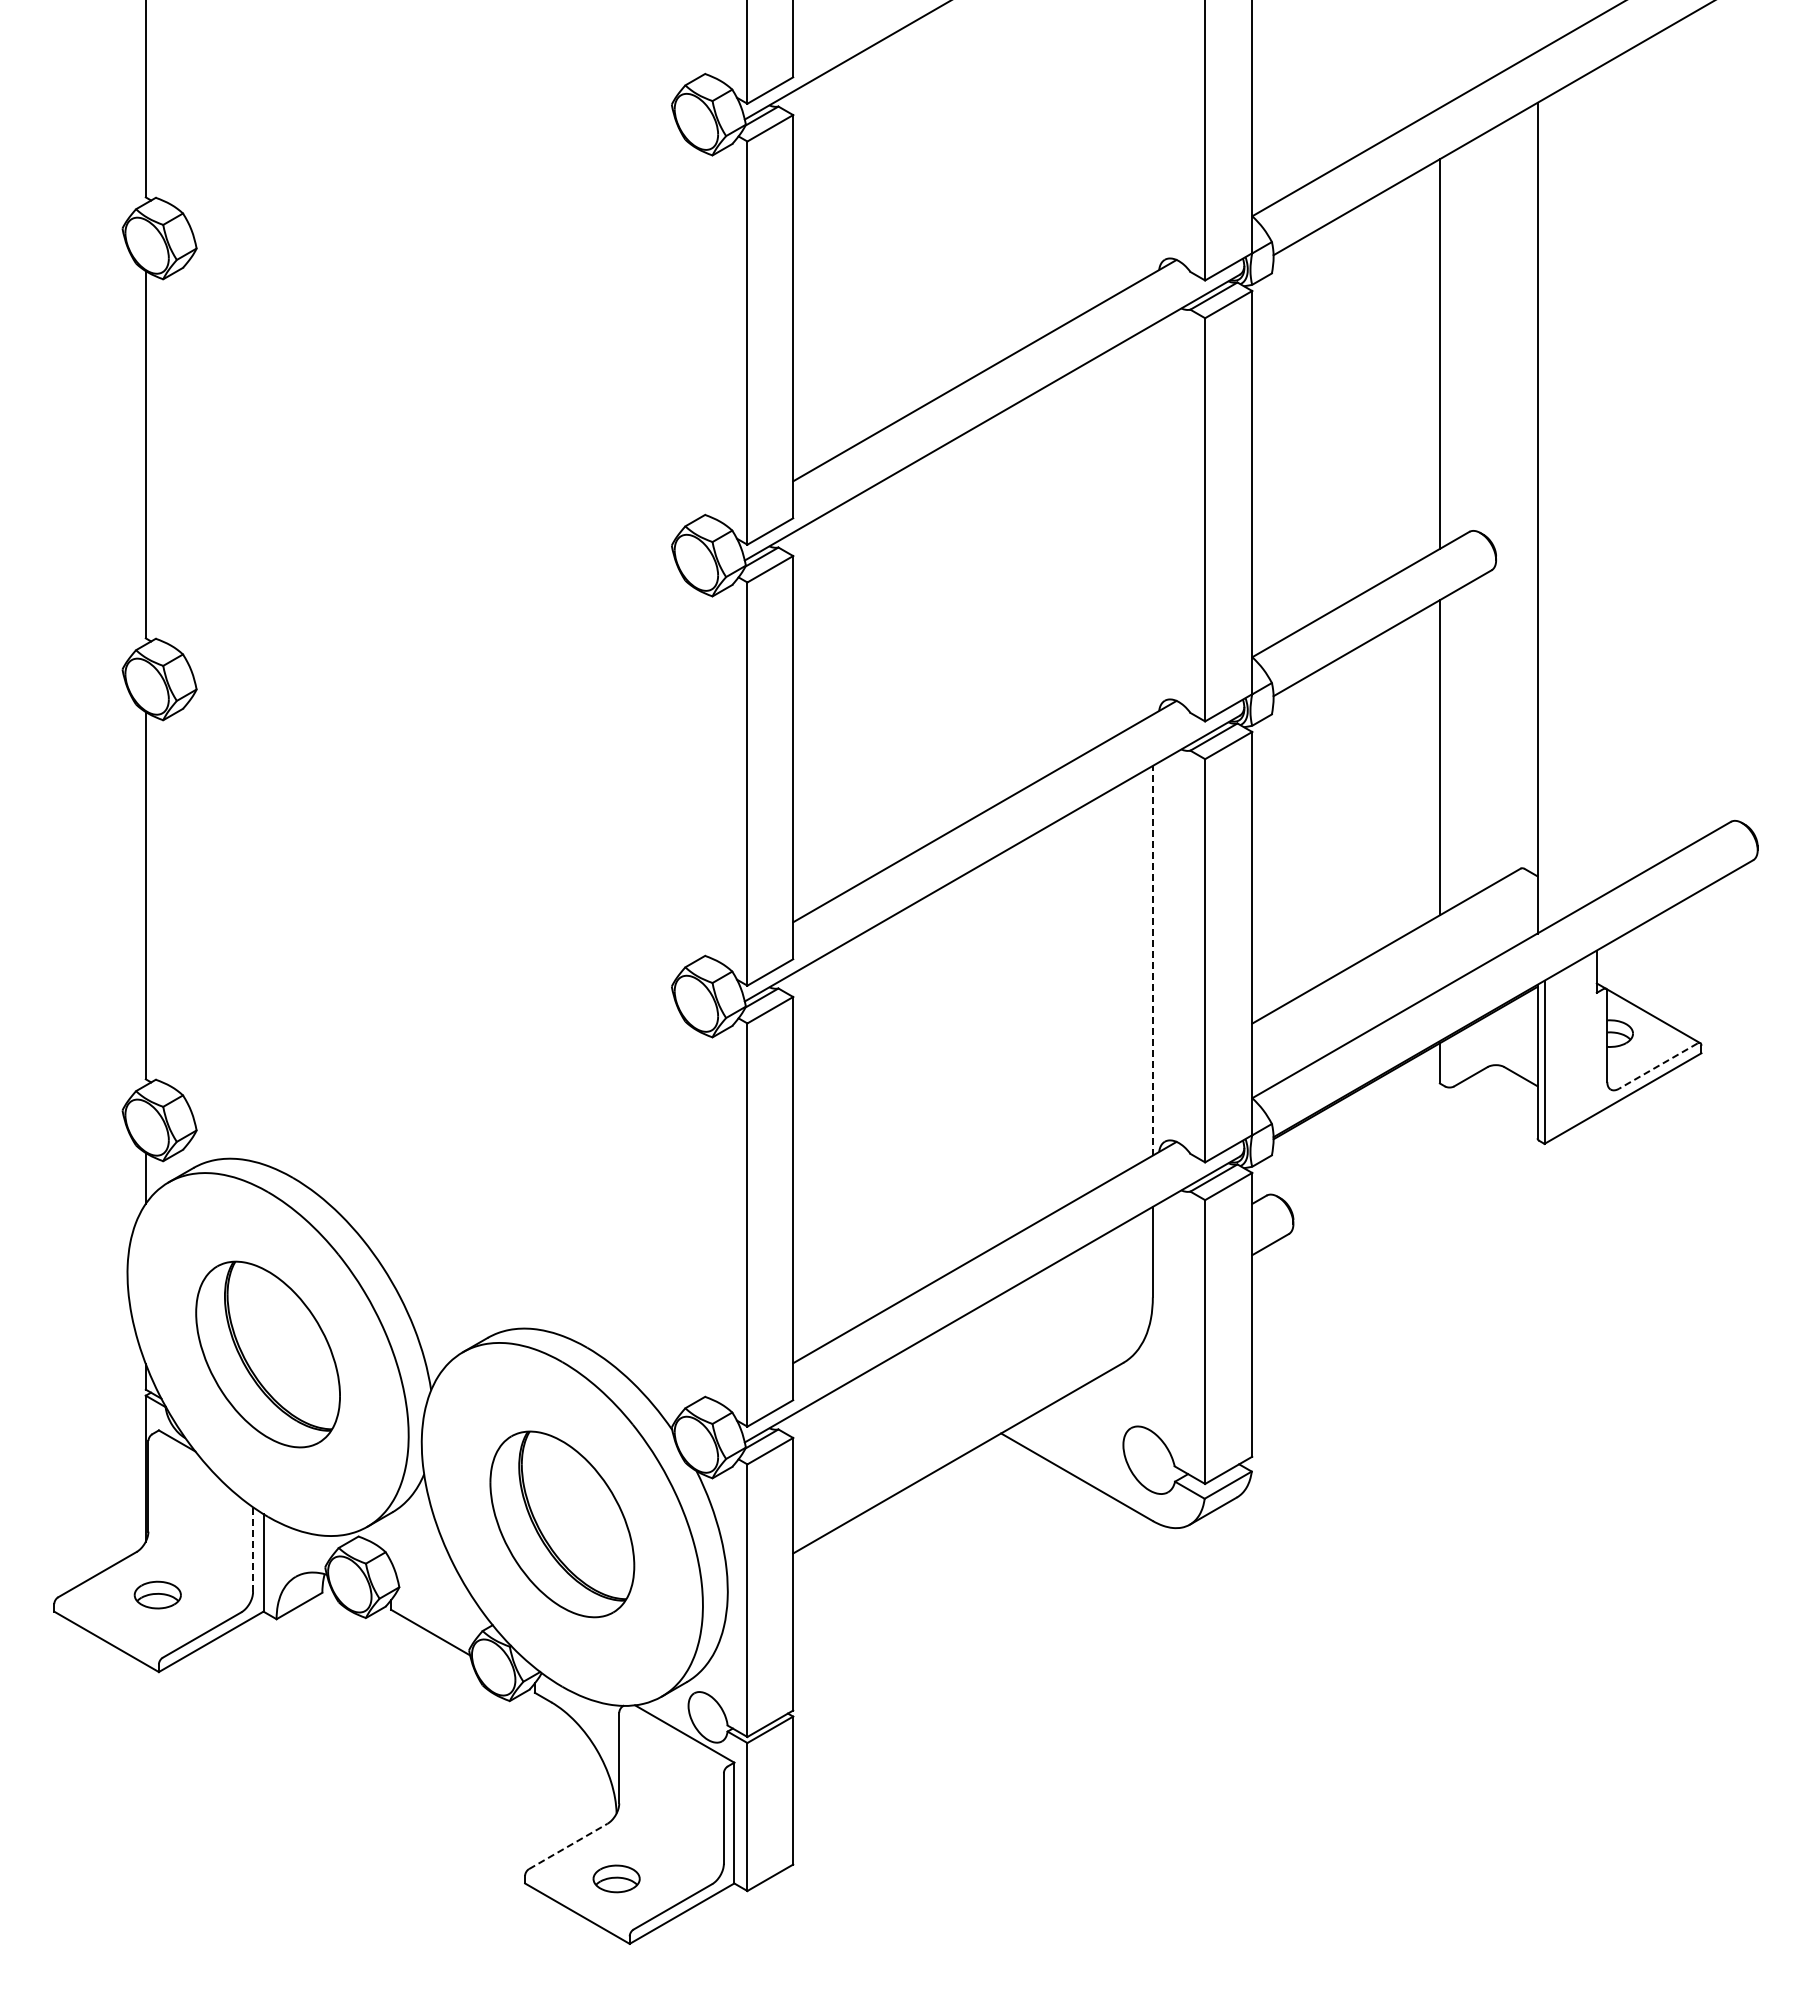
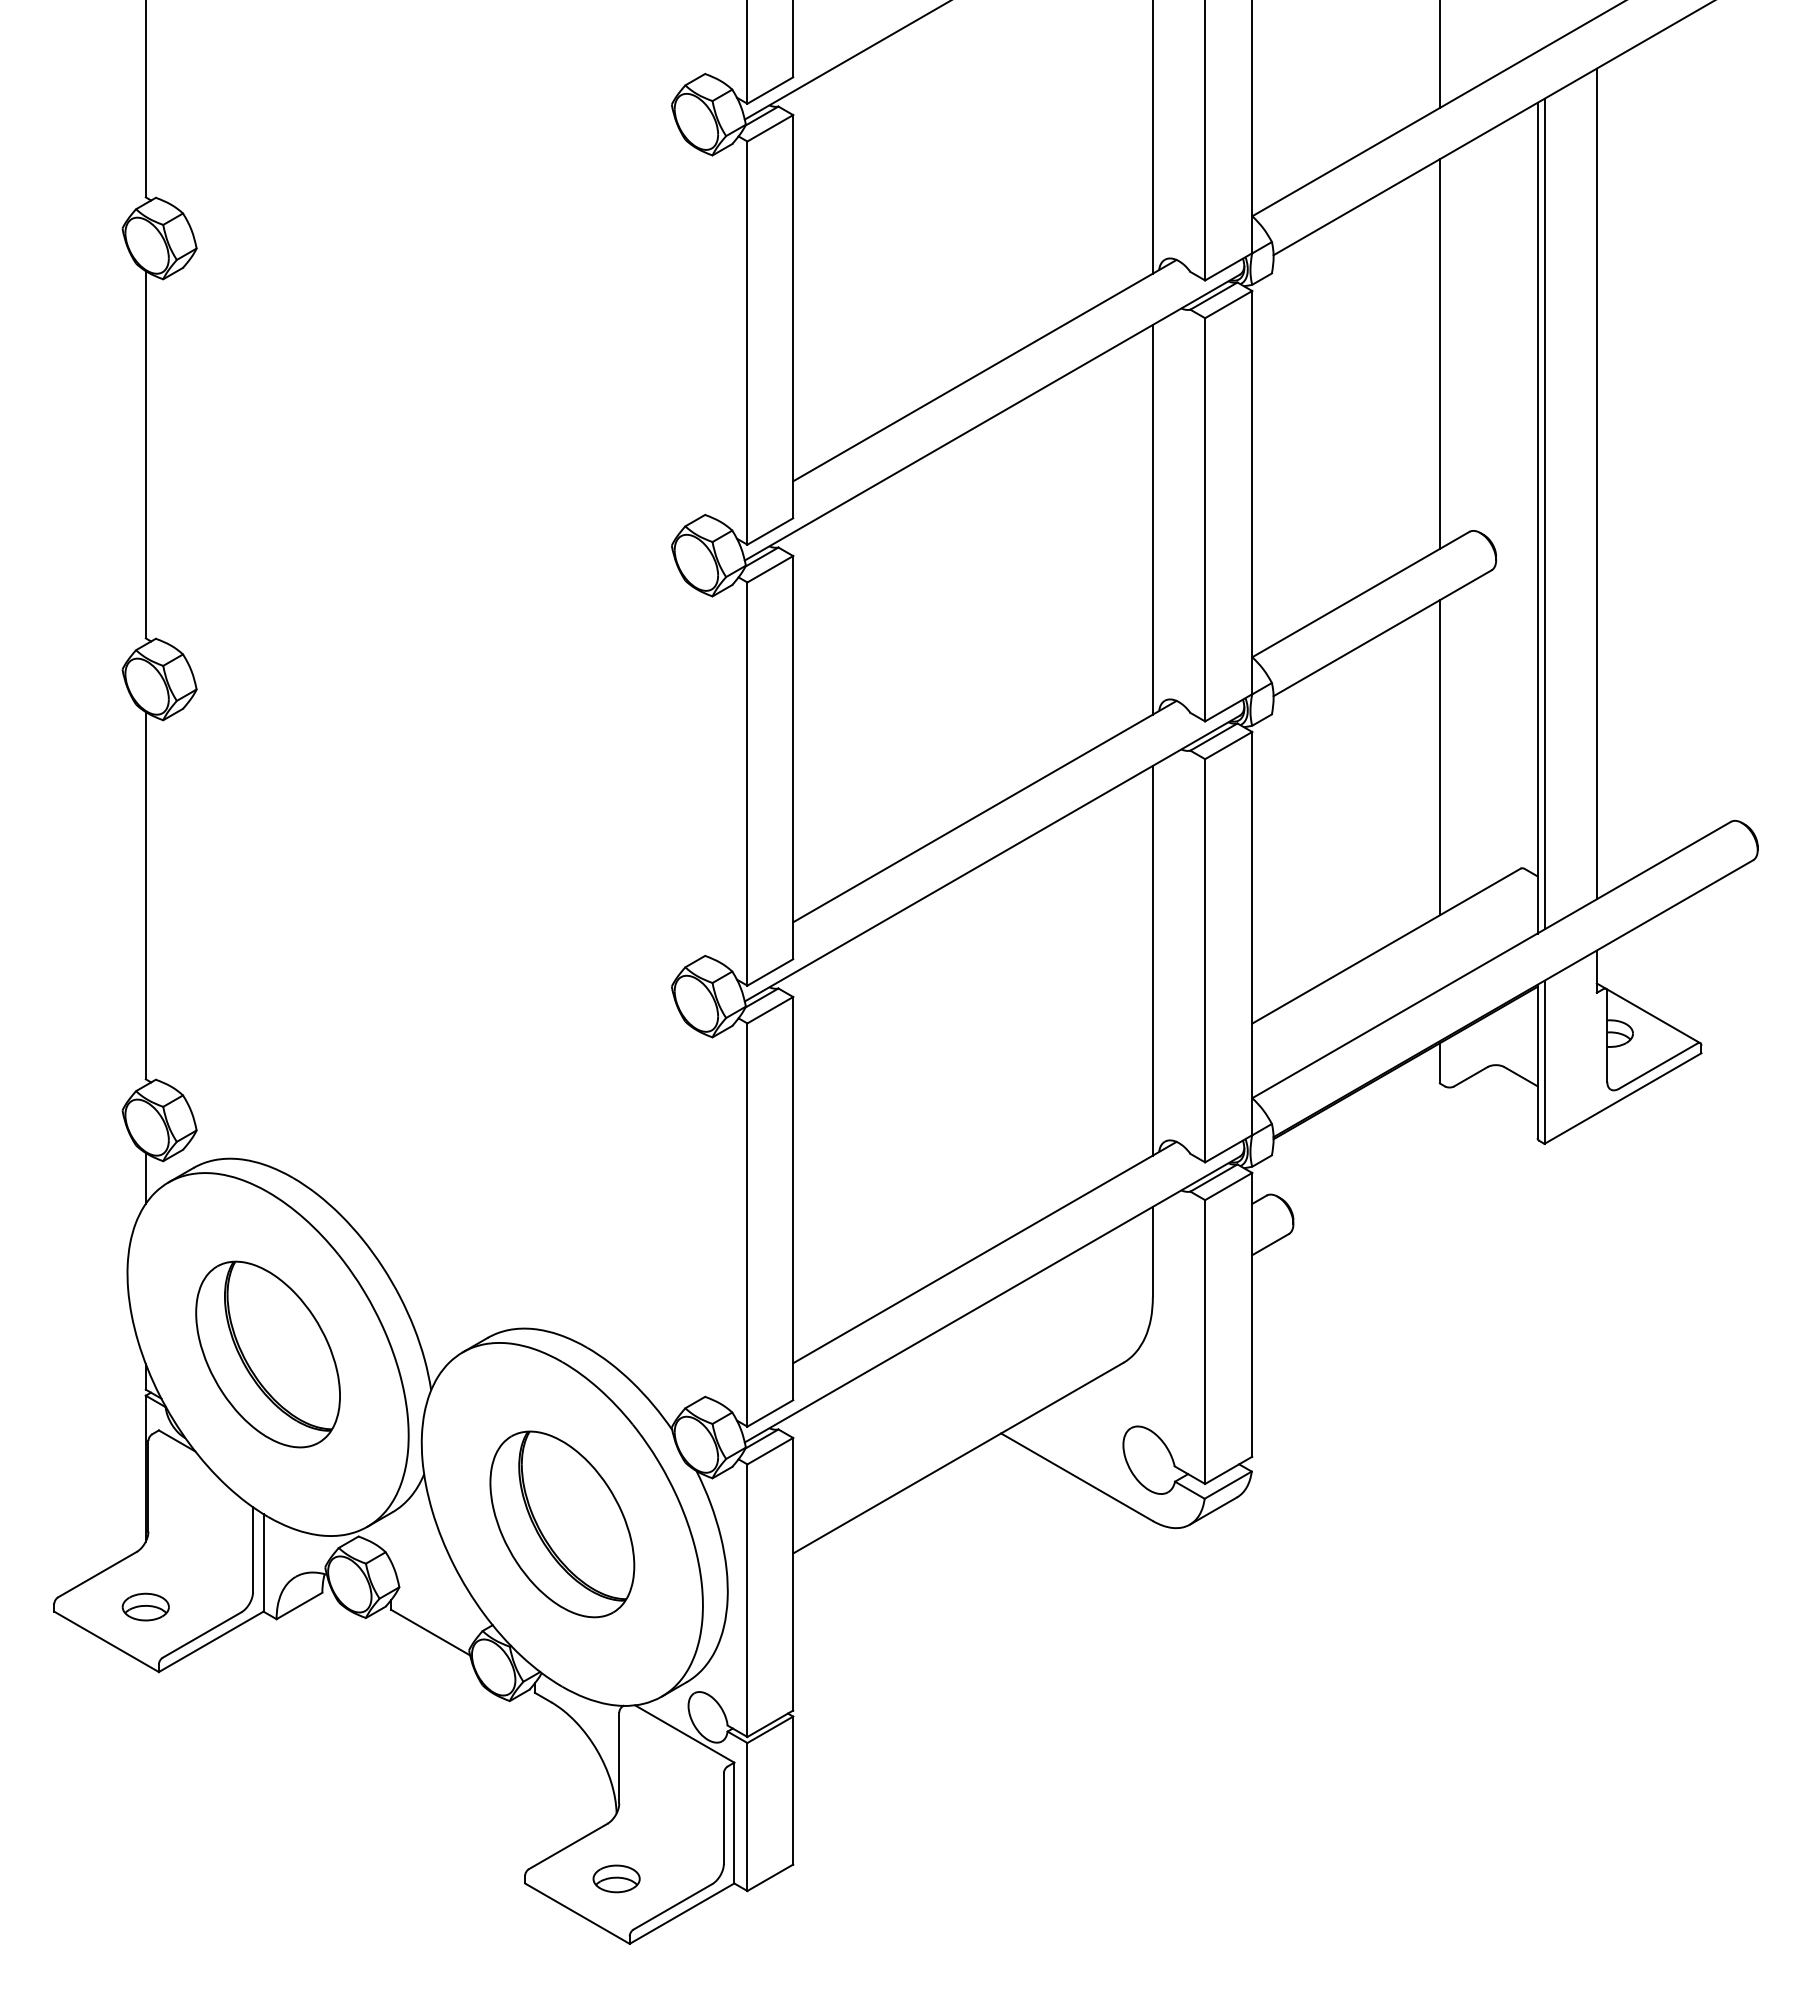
line: none -> present (1439, 54)
line: none -> present (1152, 137)
line: none -> present (1596, 483)
line: none -> present (1544, 513)
line: none -> present (1152, 519)
line: dashed -> solid (1152, 960)
line: dashed -> solid (1657, 1066)
line: dashed -> solid (253, 1549)
part position: (157, 1594) -> (145, 1606) (145, 1606)
line: dashed -> solid (568, 1846)
